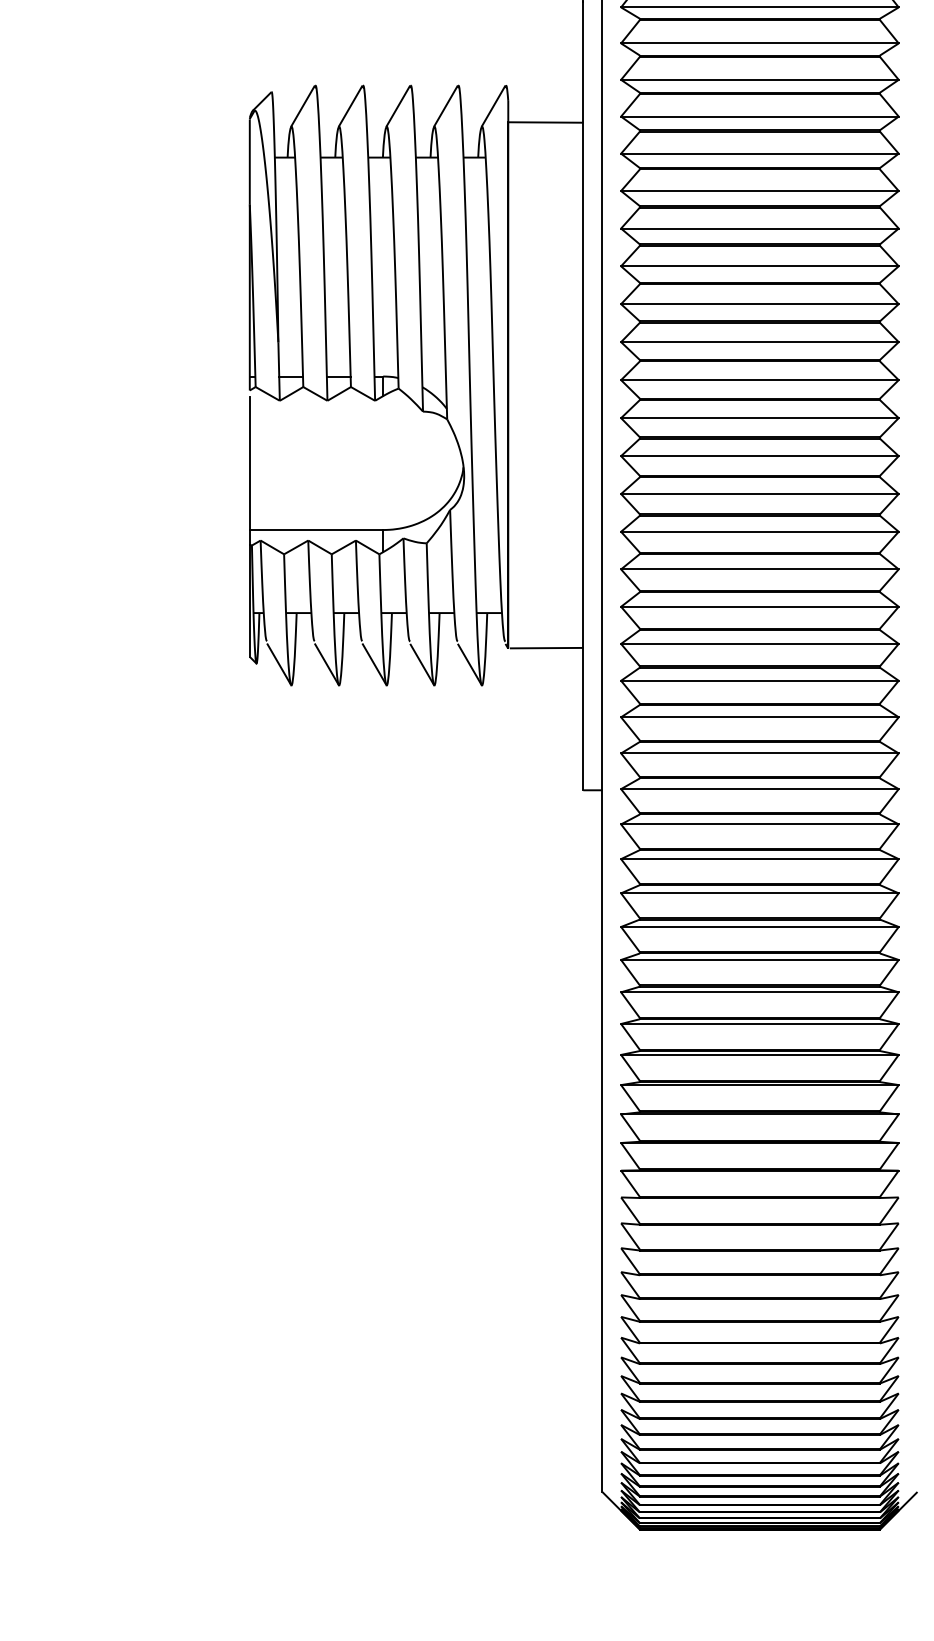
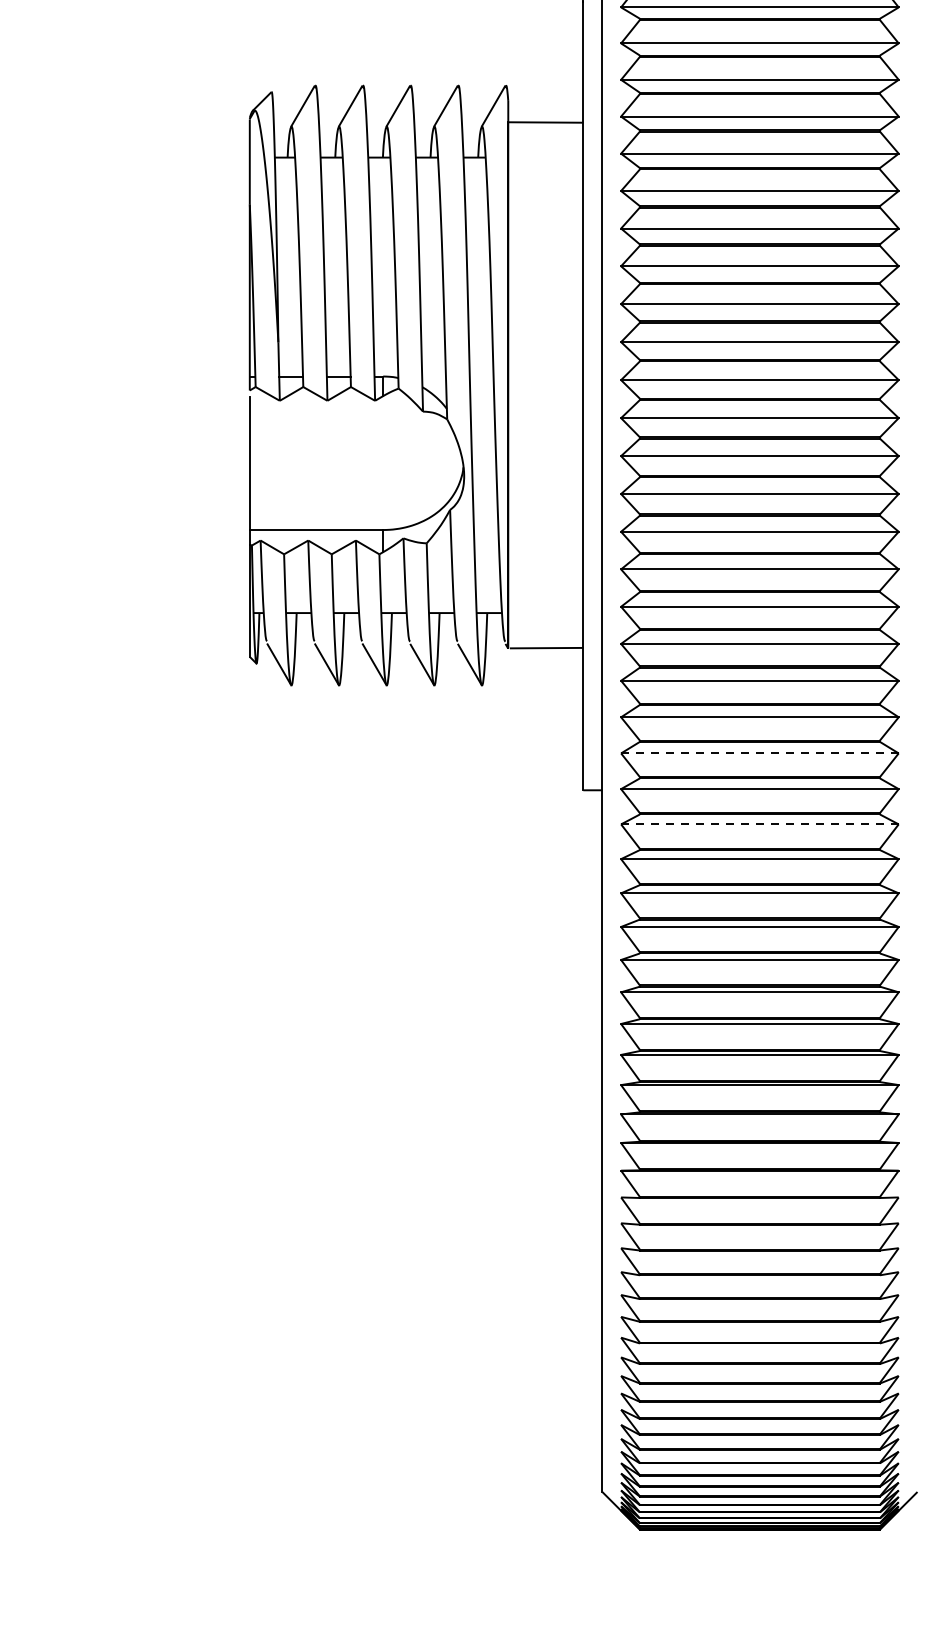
line: solid -> dashed (759, 753)
line: solid -> dashed (759, 824)
